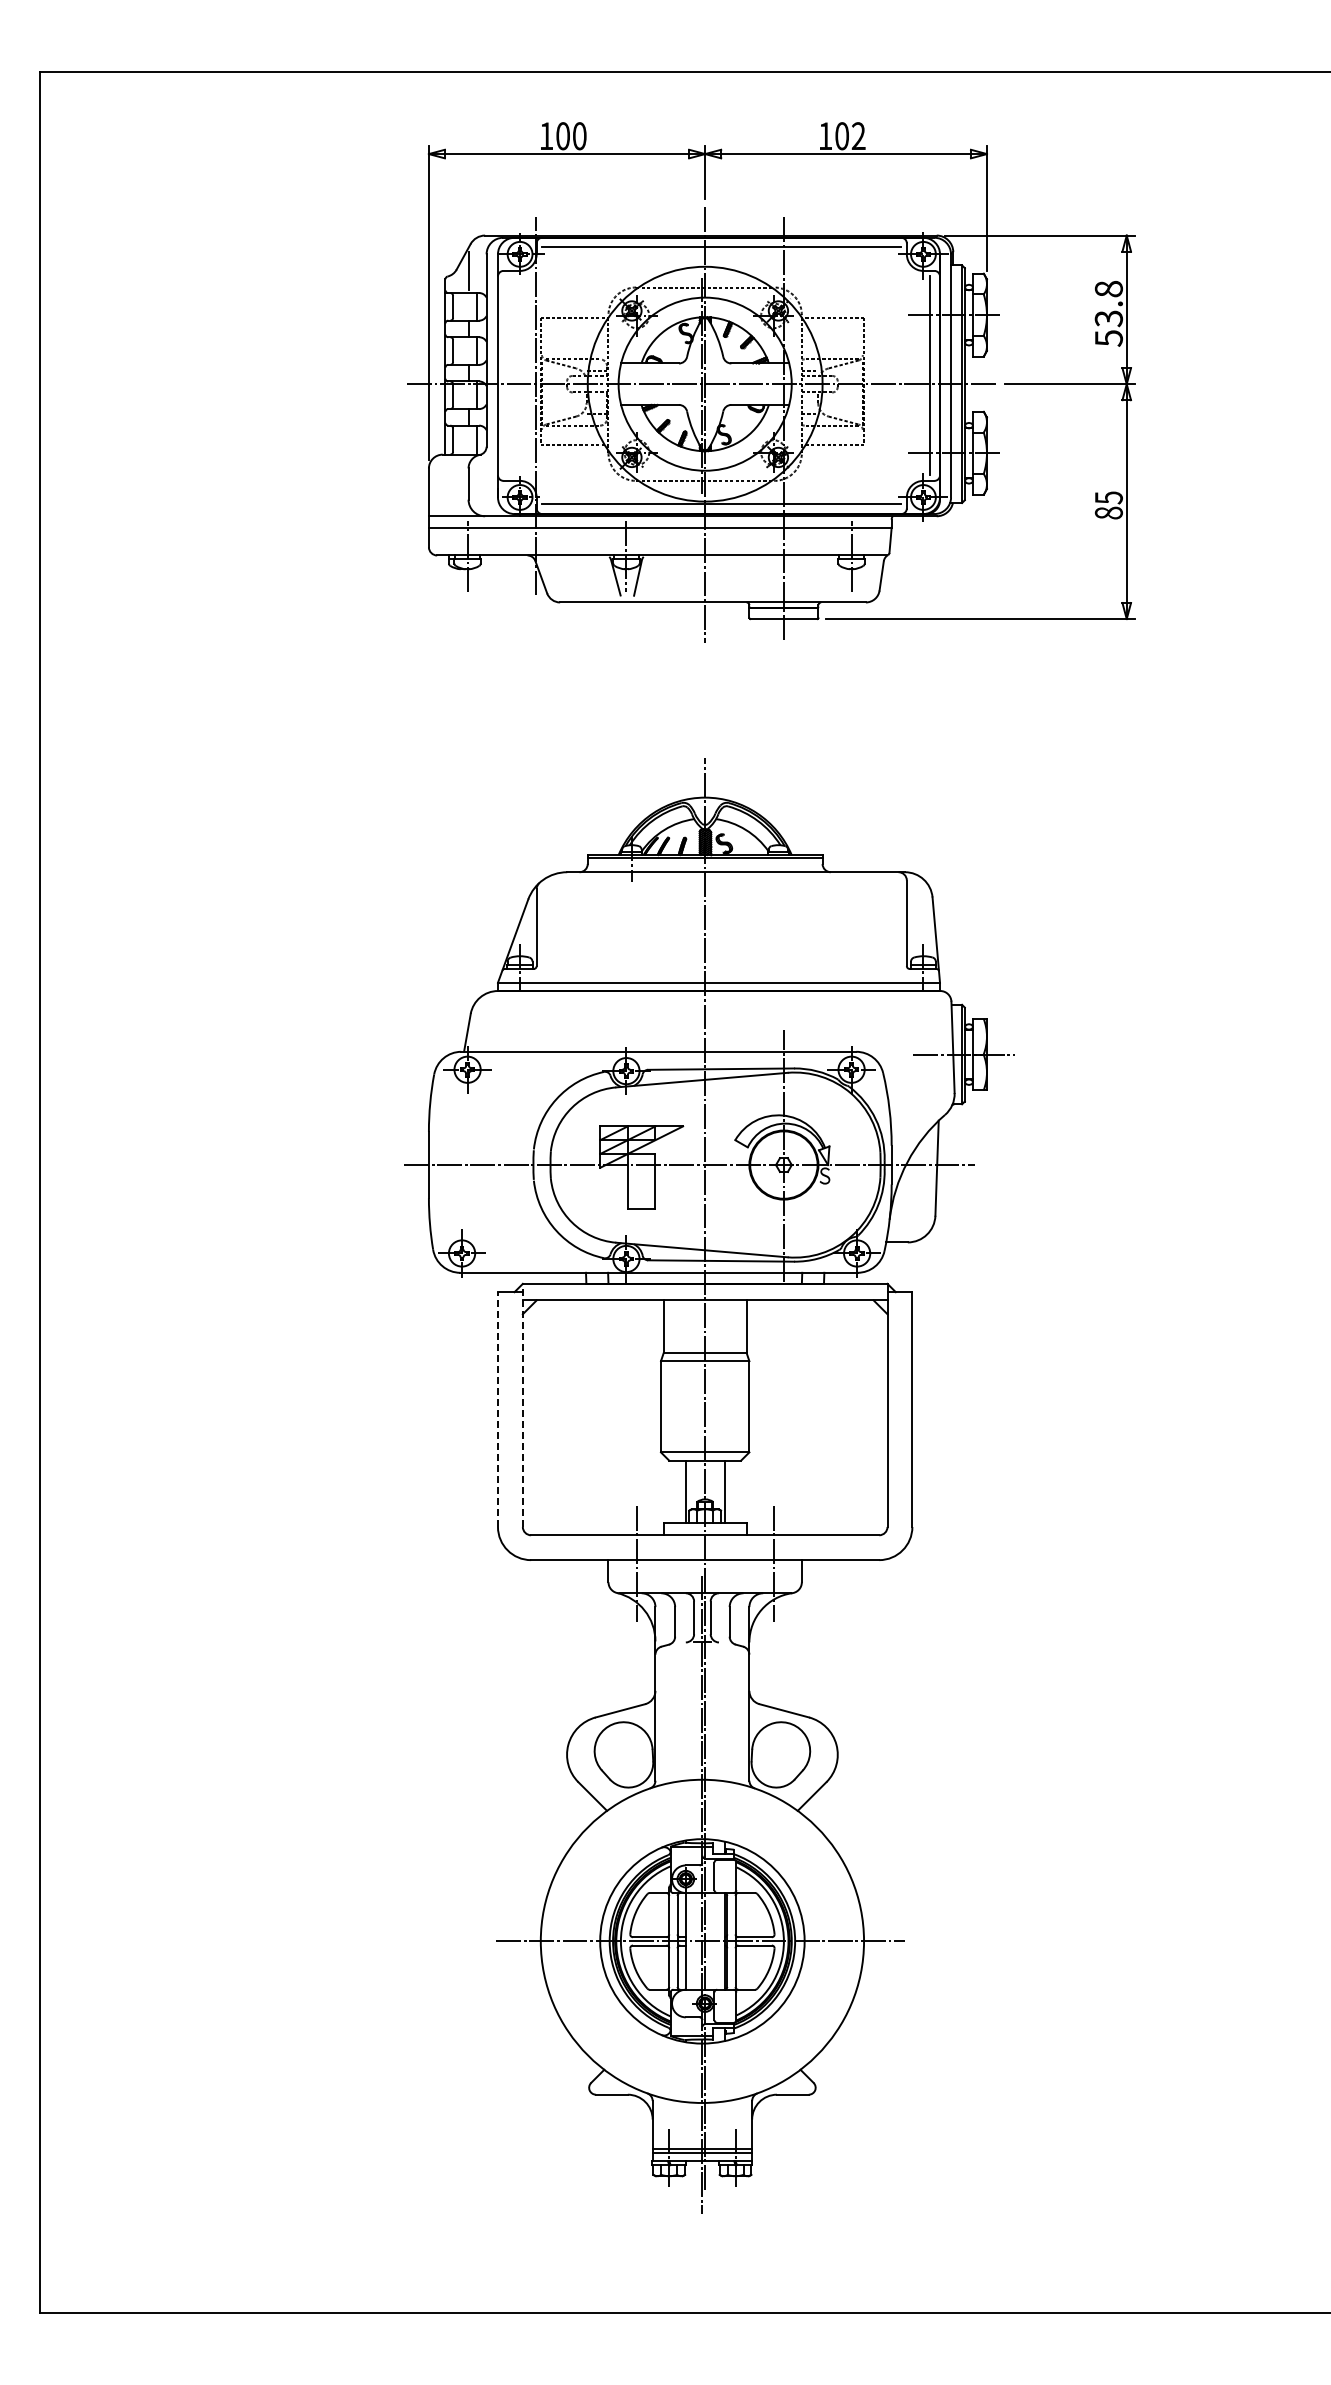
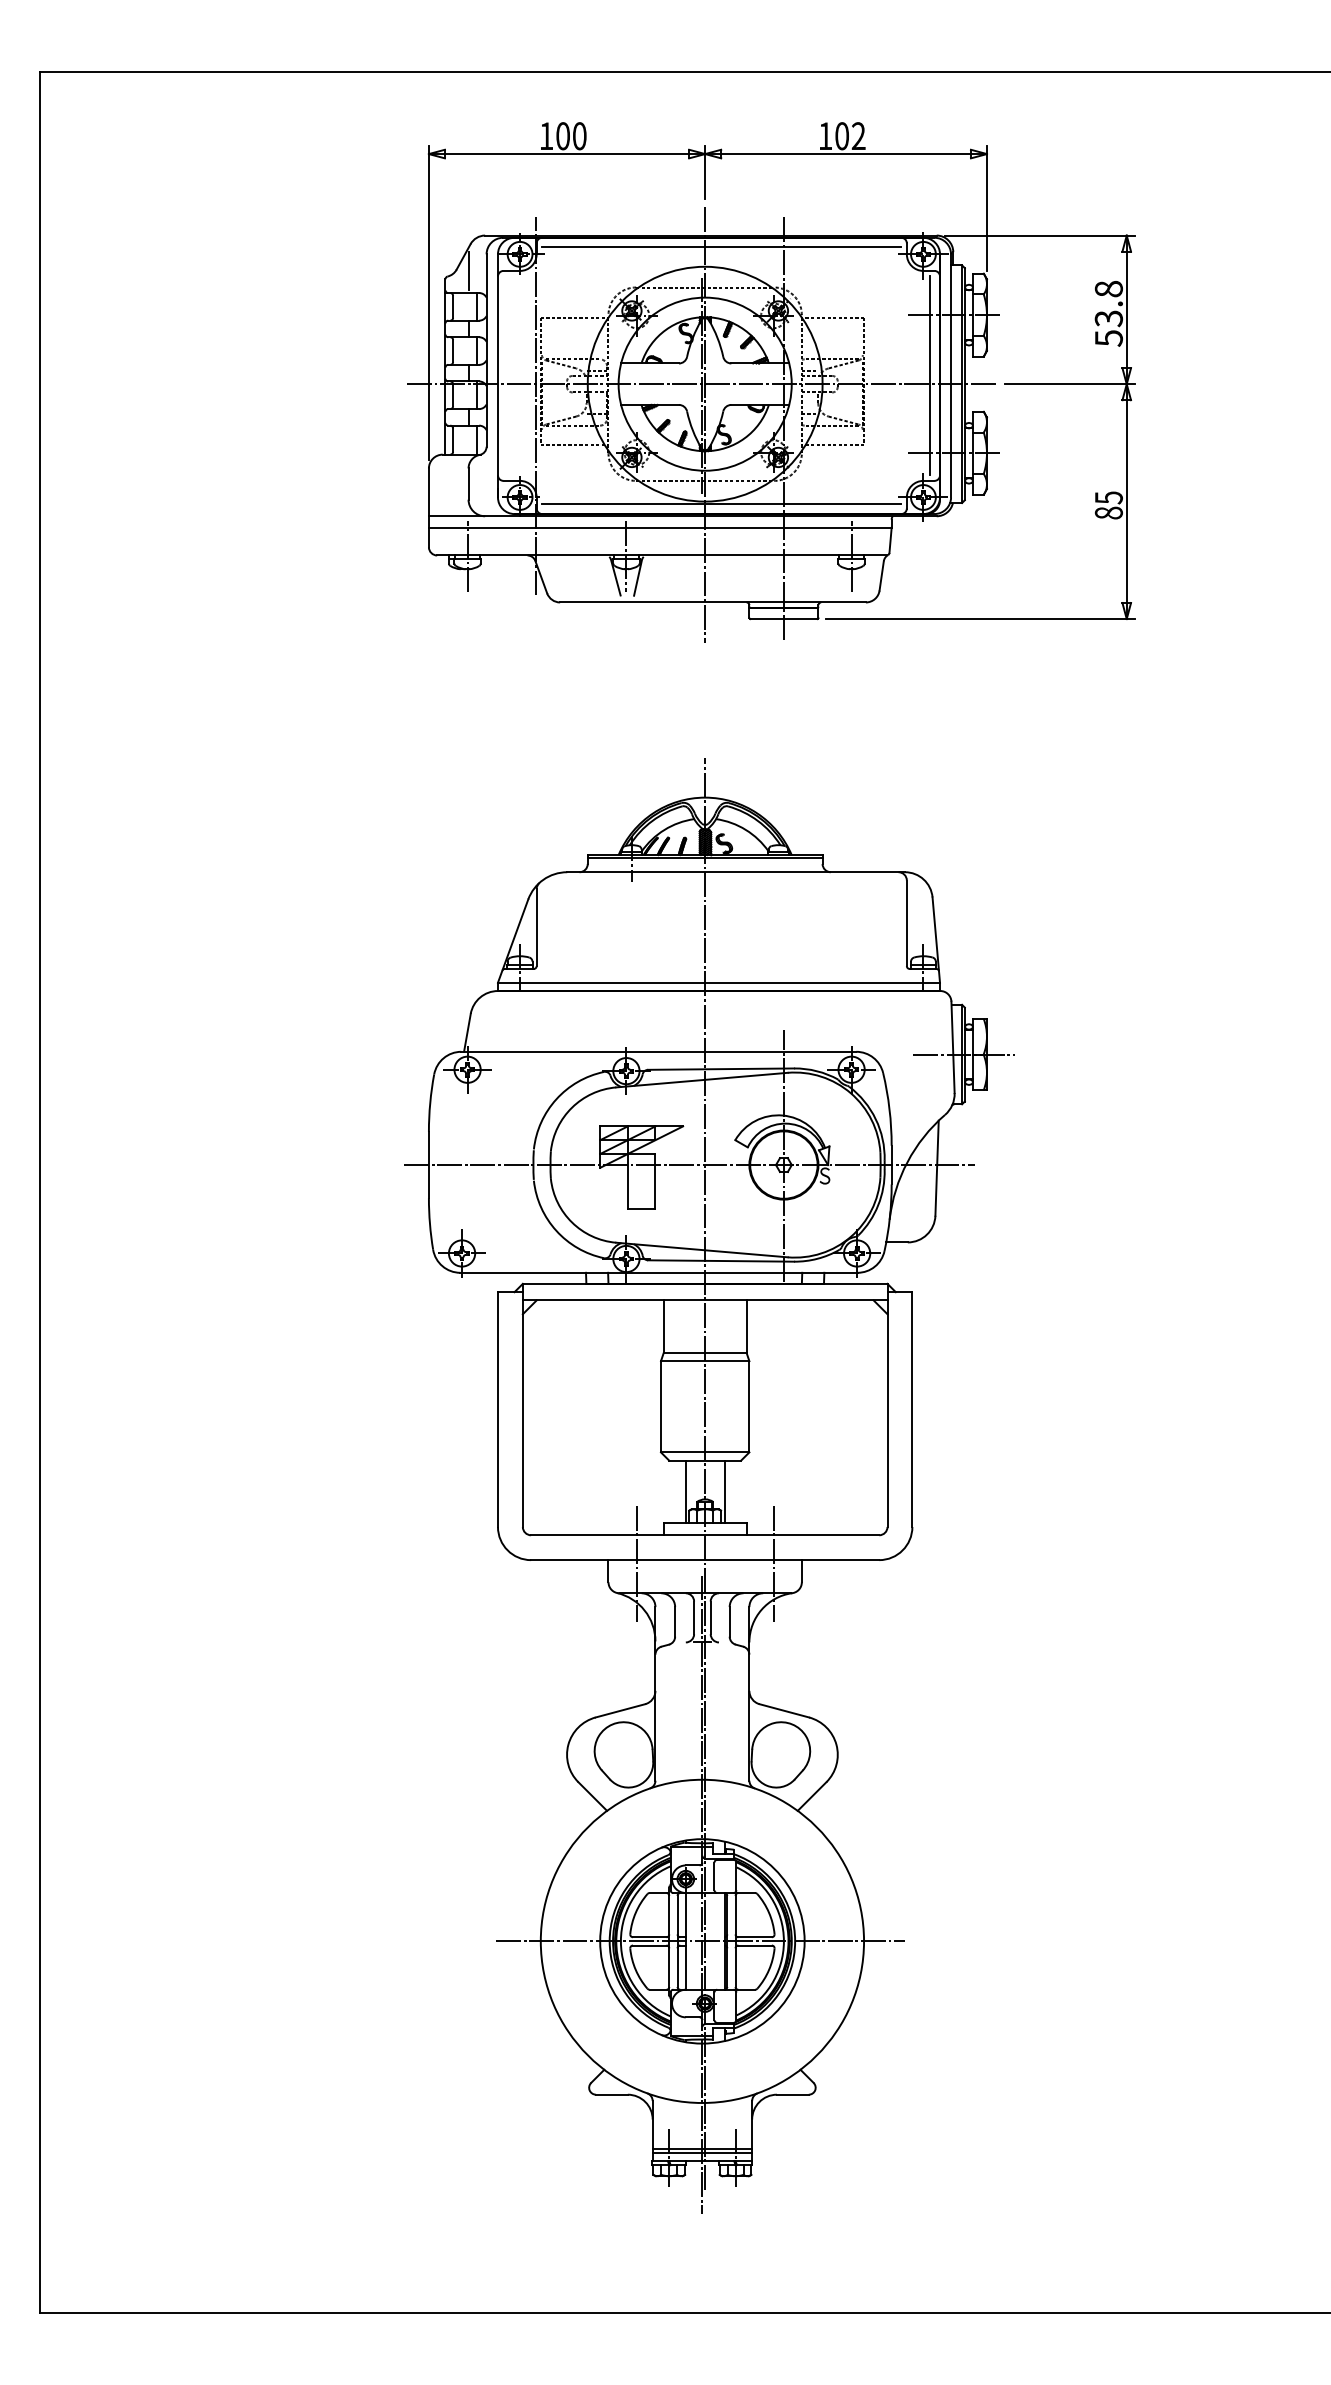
line: dashed -> solid (522, 1405)
line: dashed -> solid (497, 1409)
